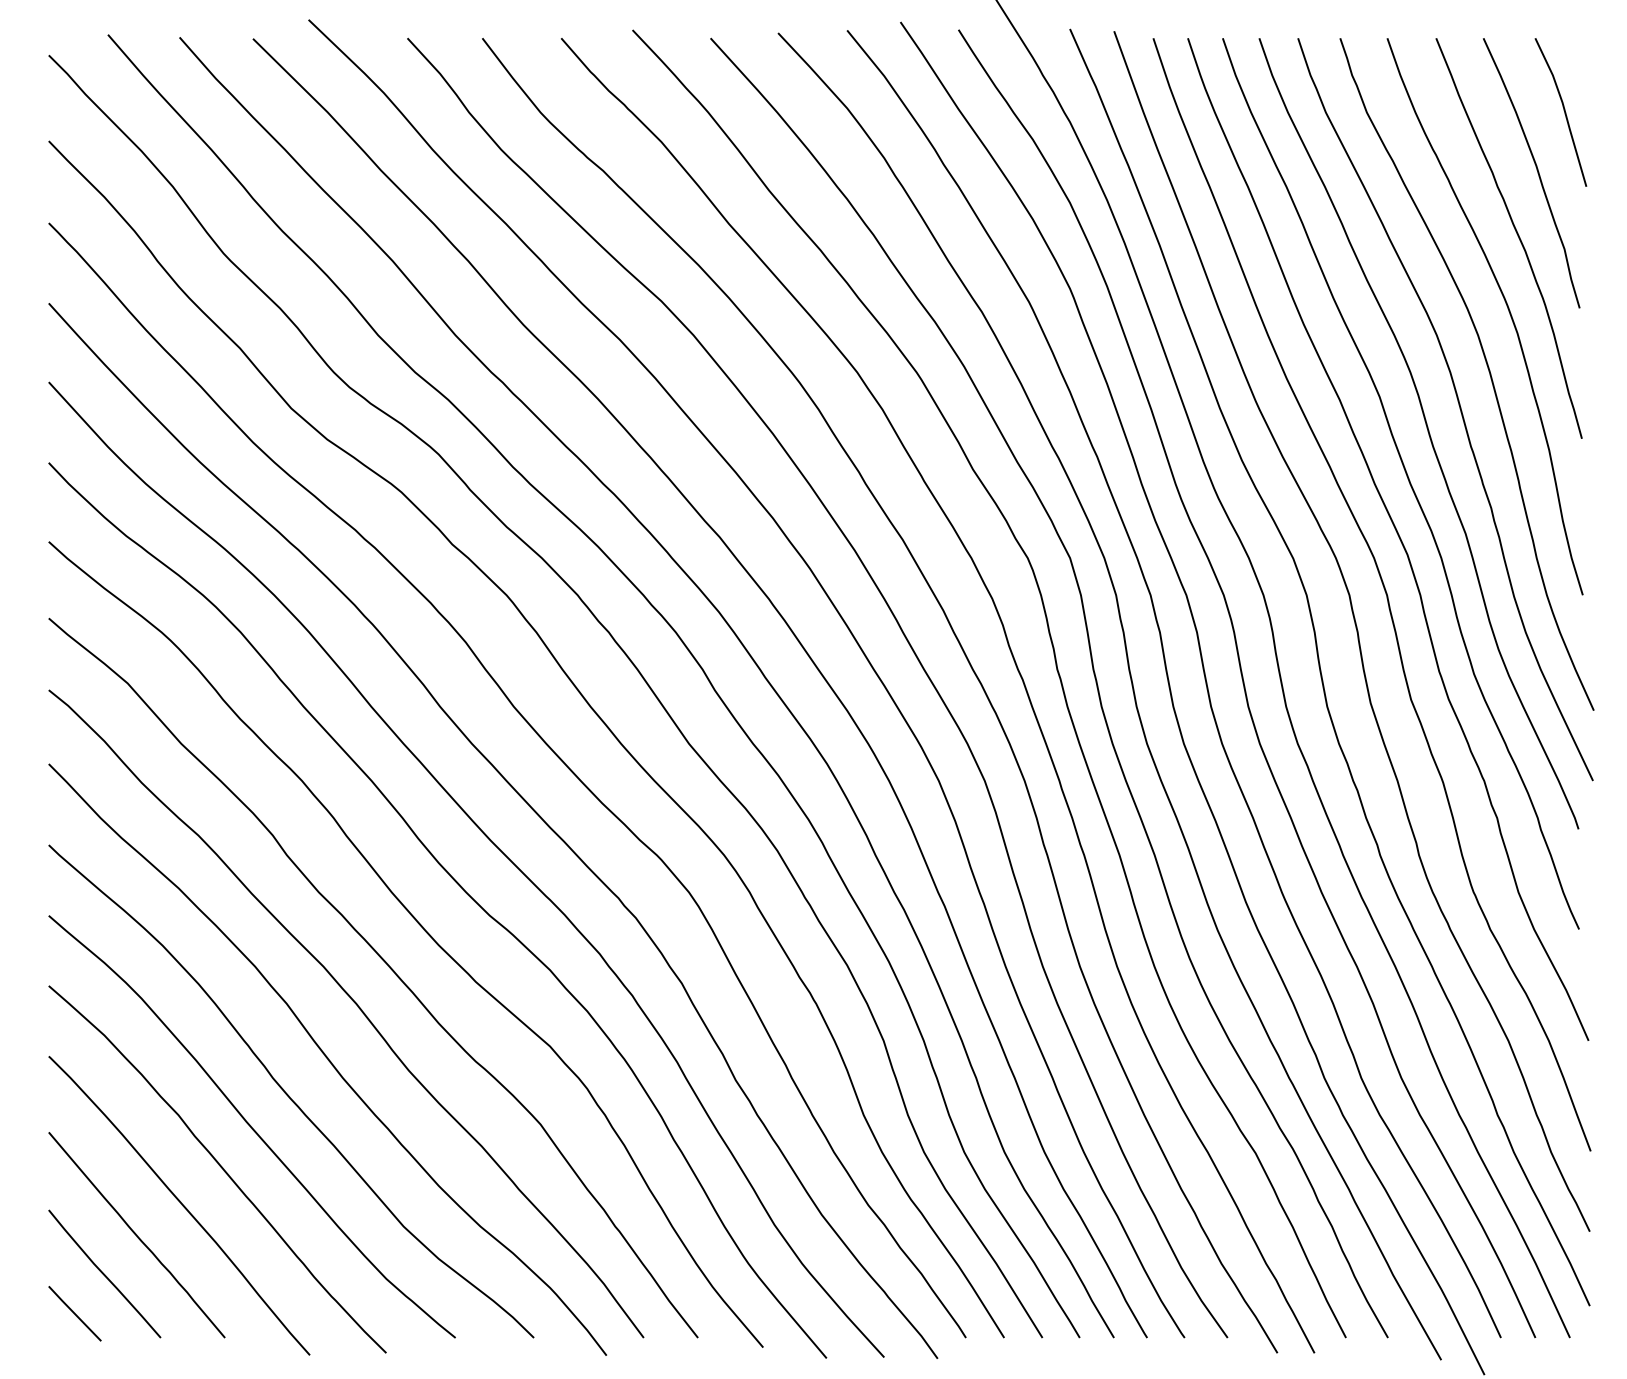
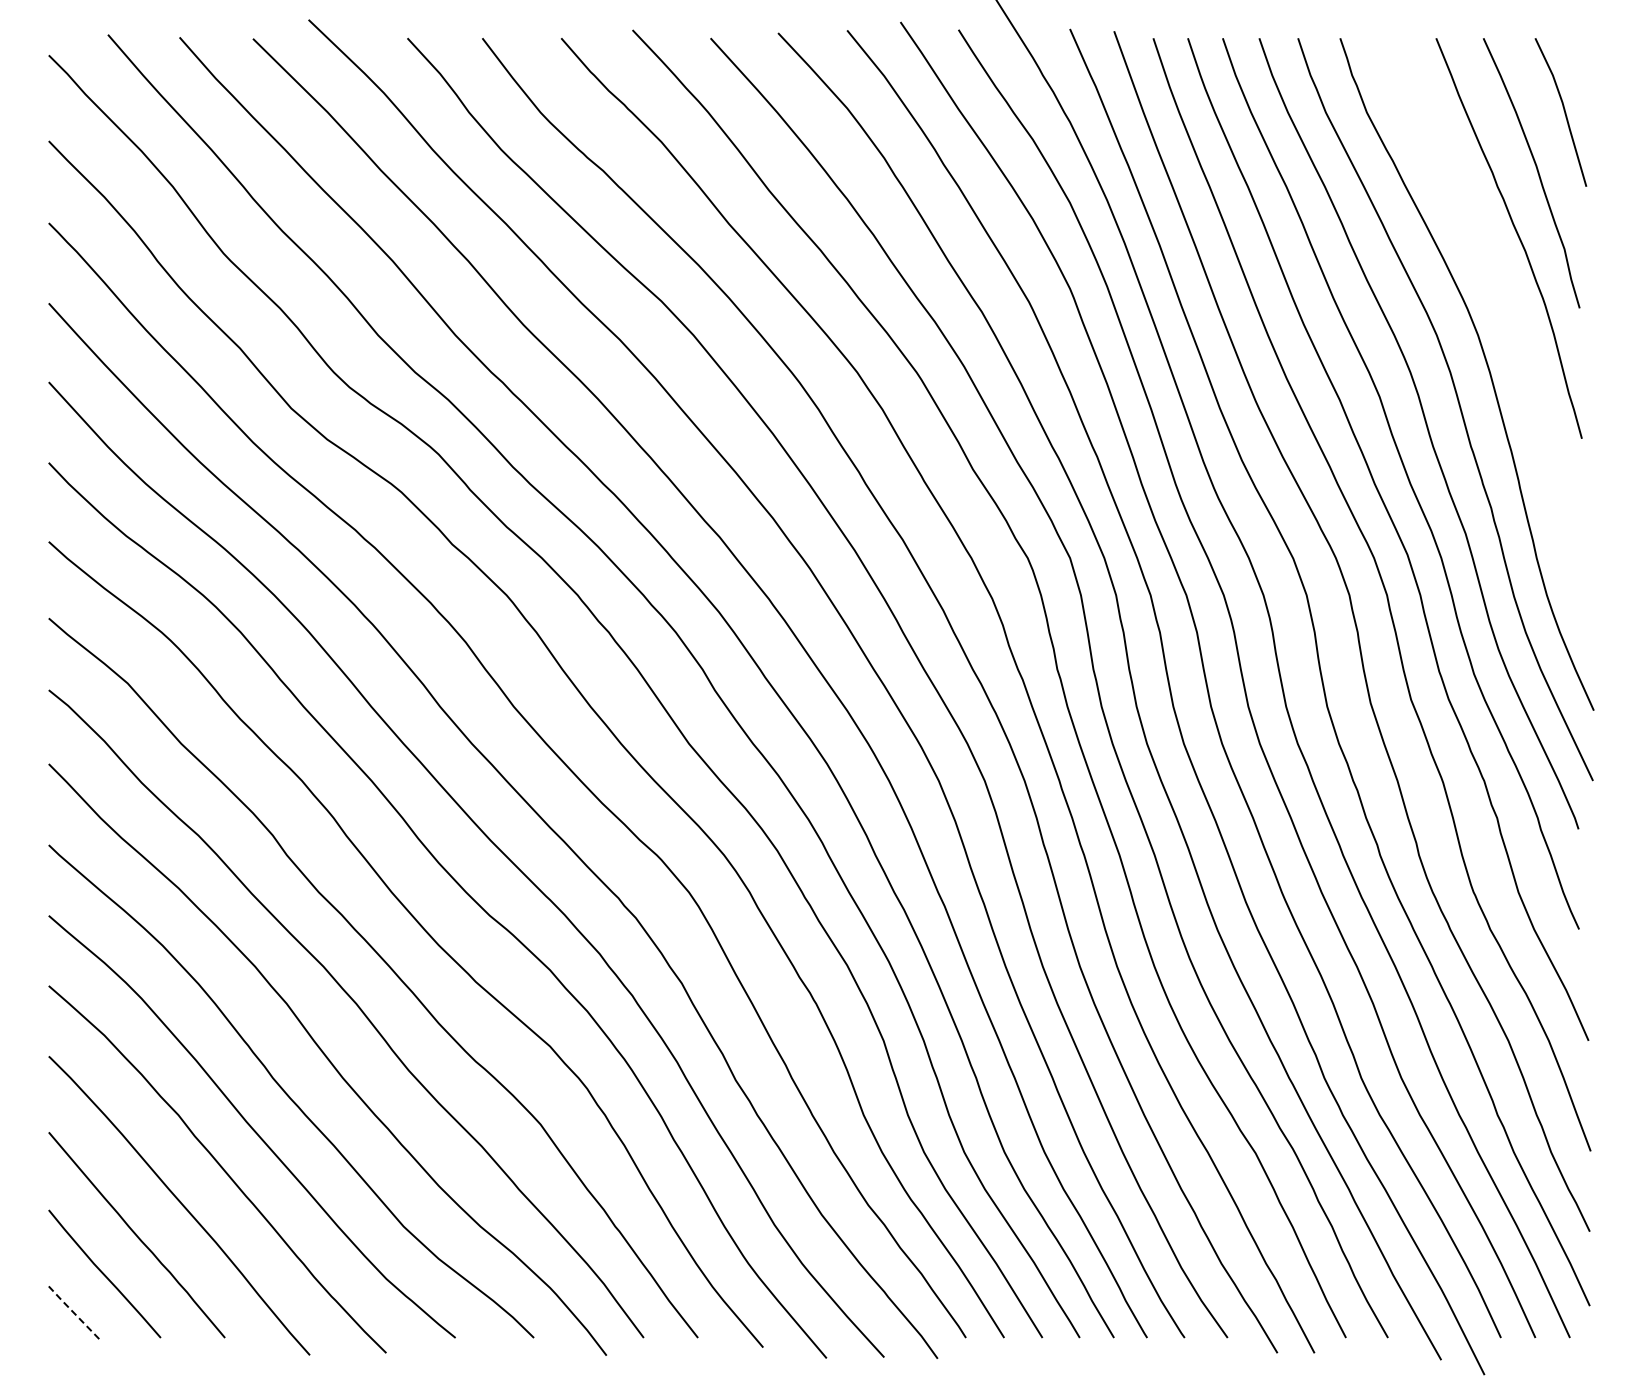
curve: present -> none (1507, 309)
line: solid -> dashed (74, 1313)
